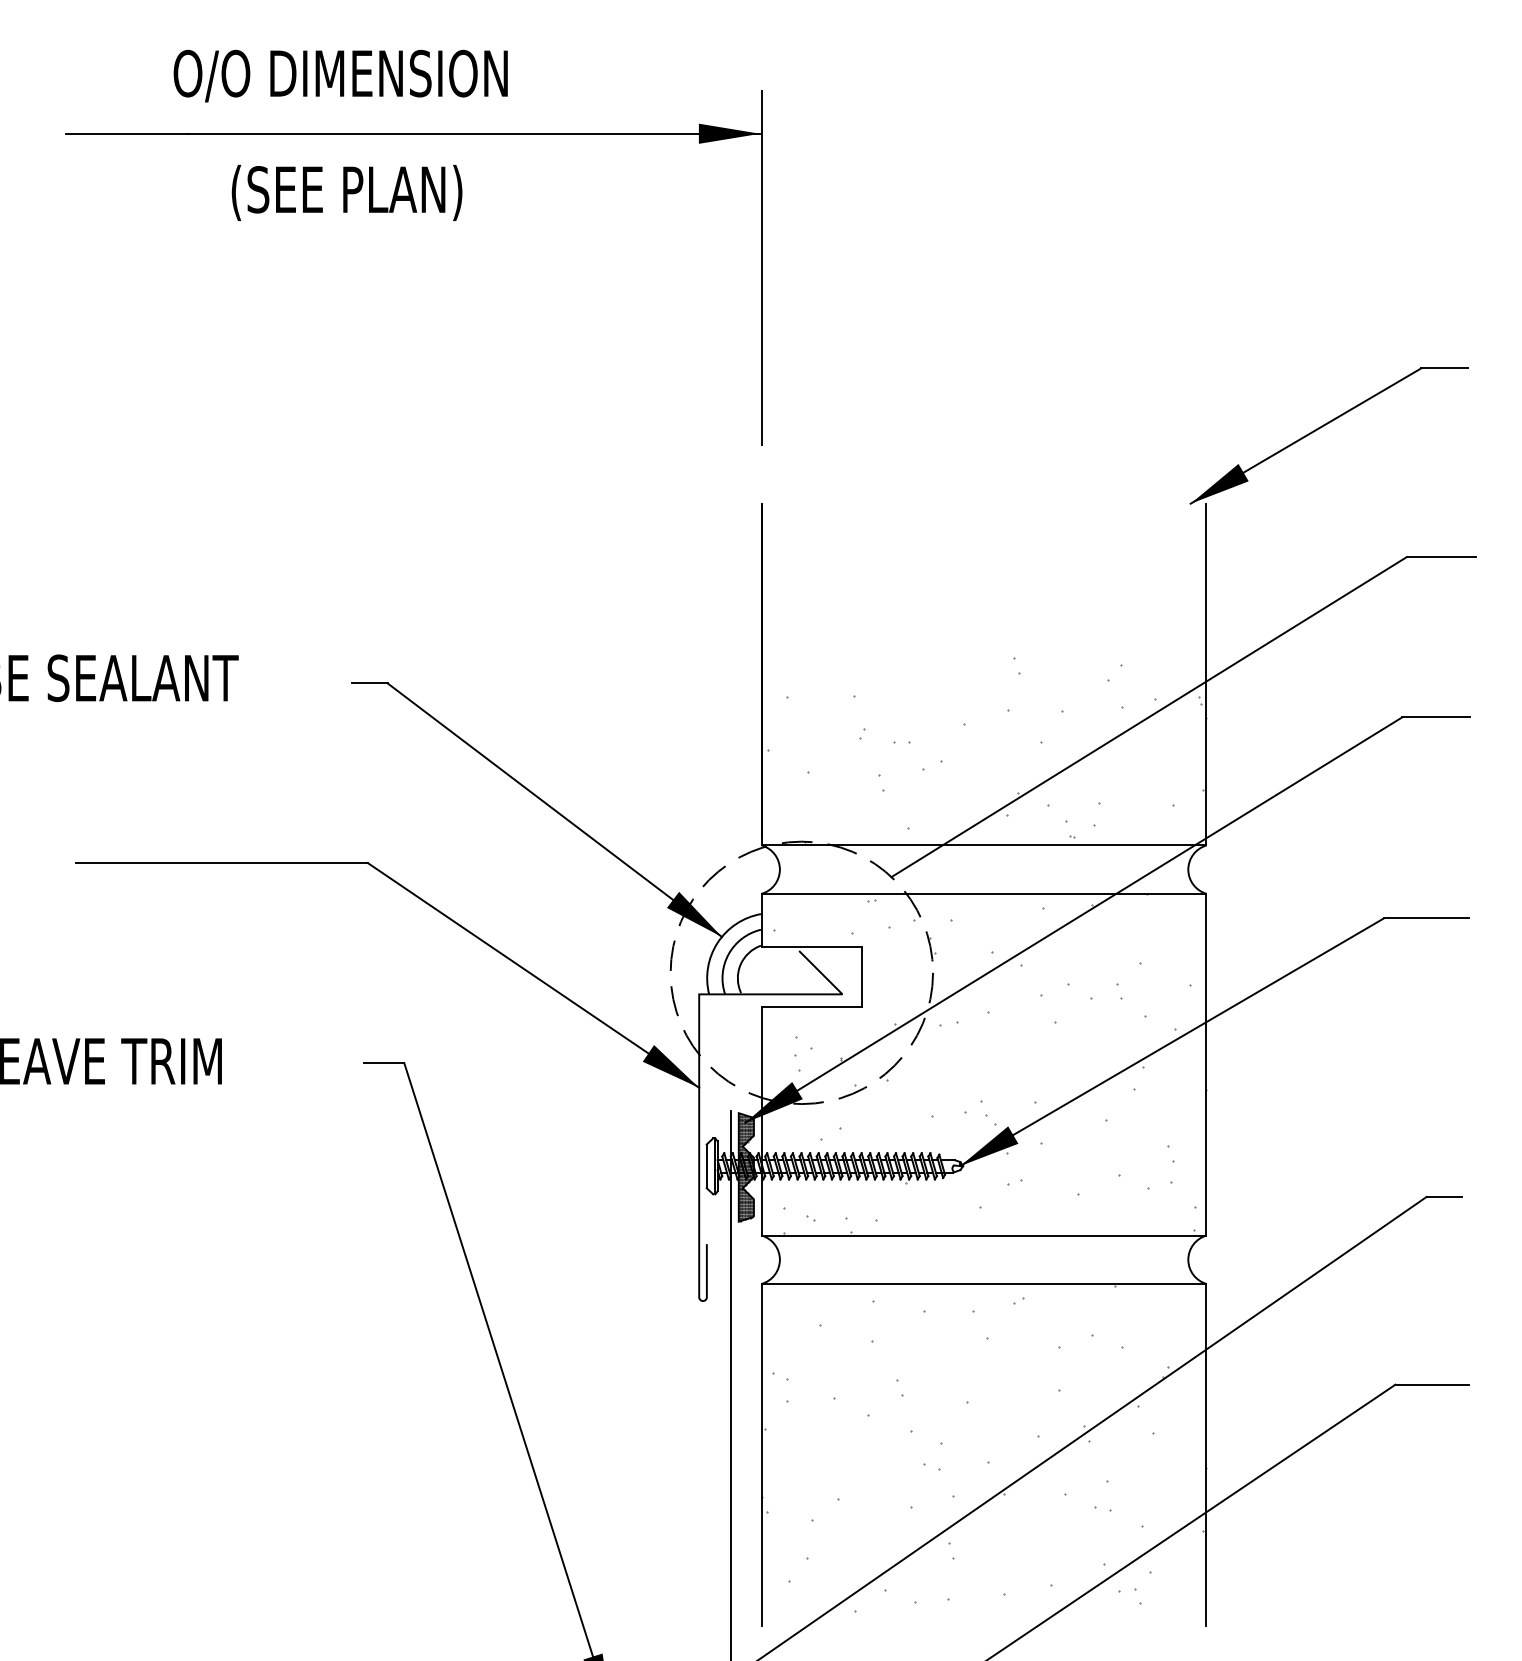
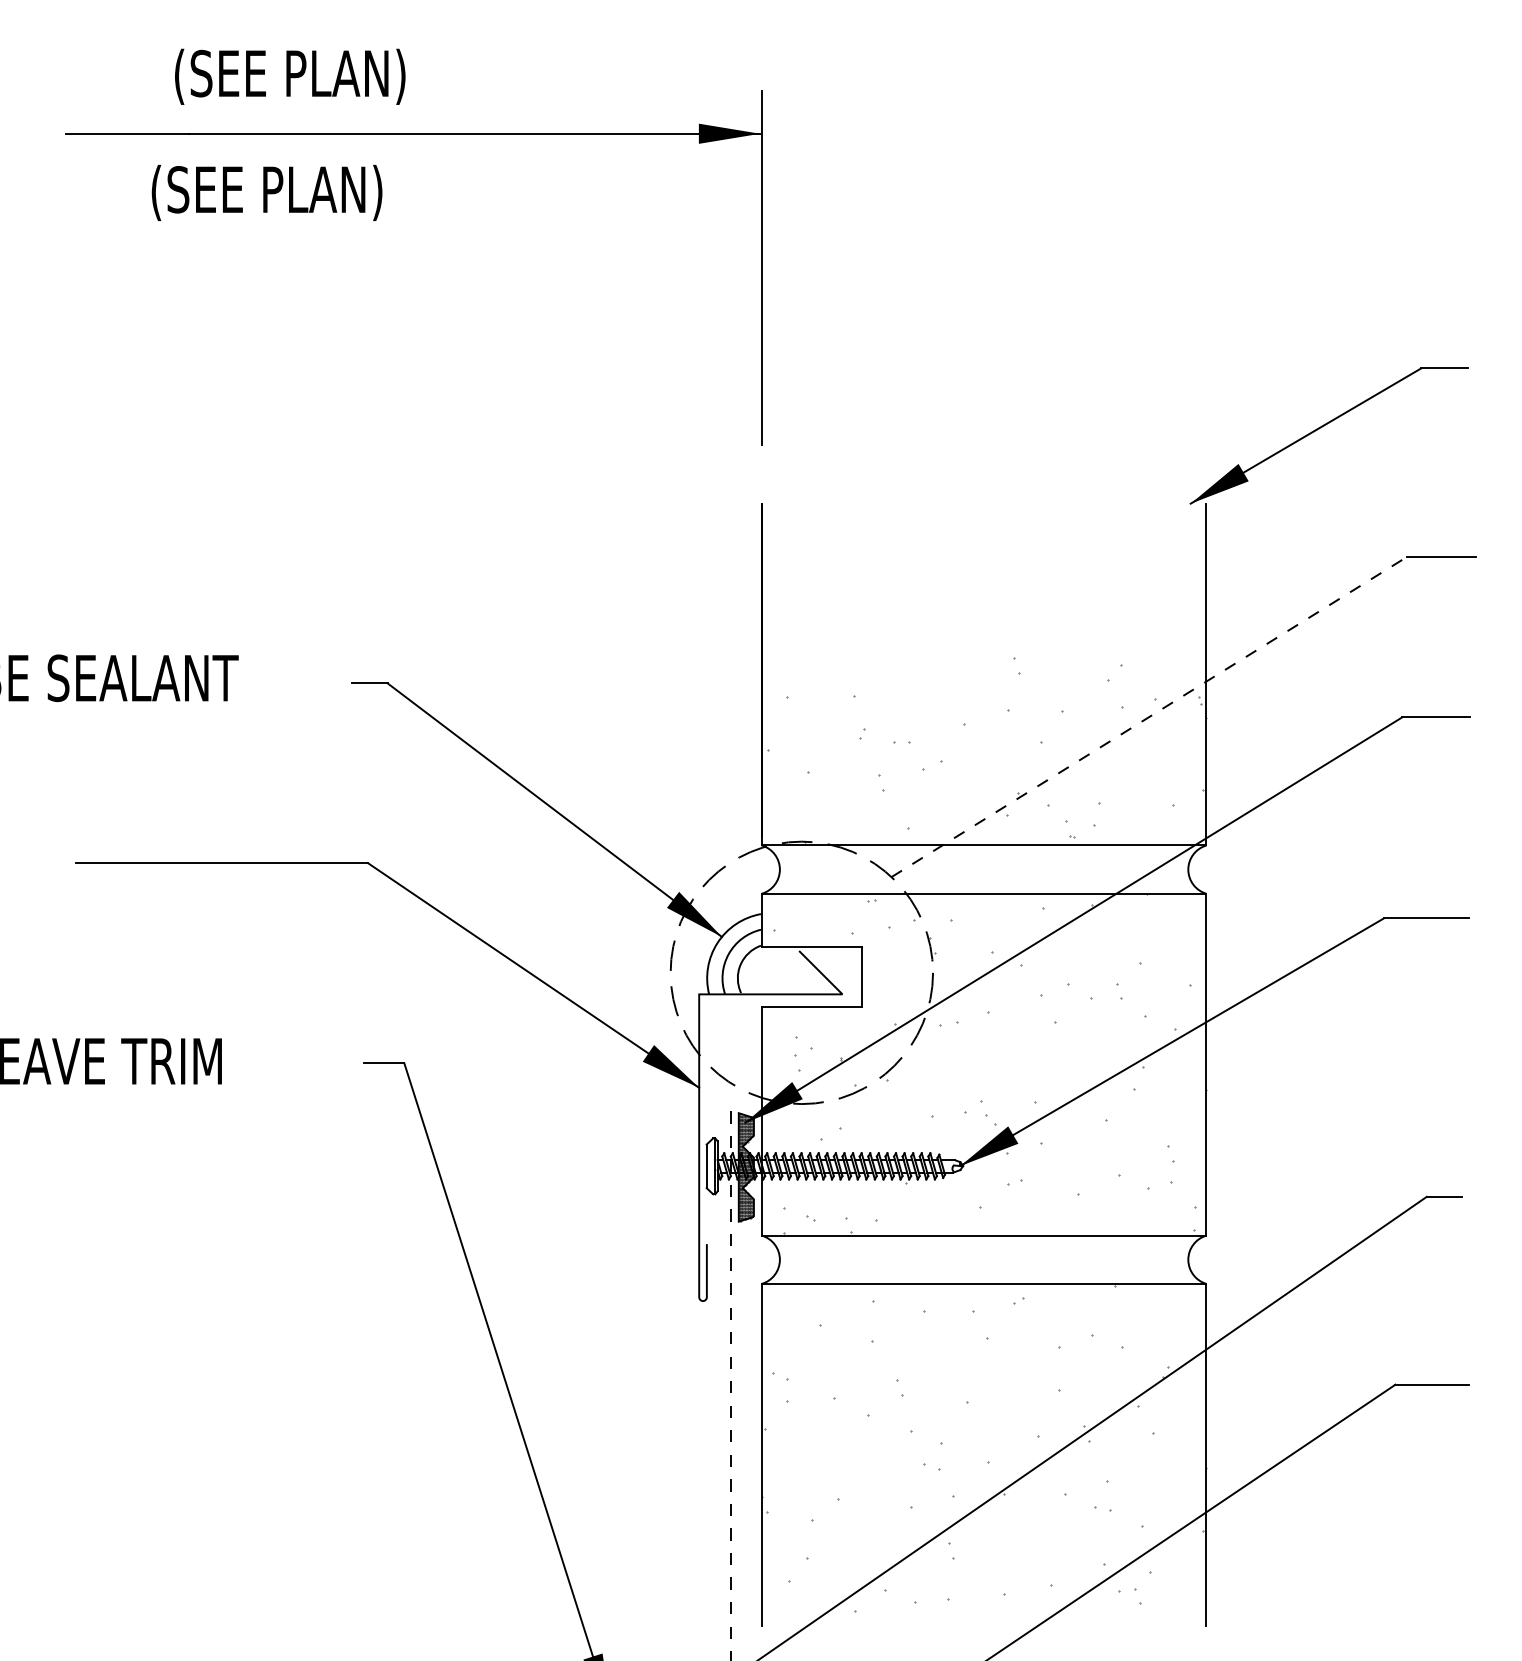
text: O/O DIMENSION -> (SEE PLAN) (340, 76)
text position: (346, 192) -> (266, 192) (266, 192)
line: solid -> dashed (1149, 716)
line: solid -> dashed (730, 1386)
